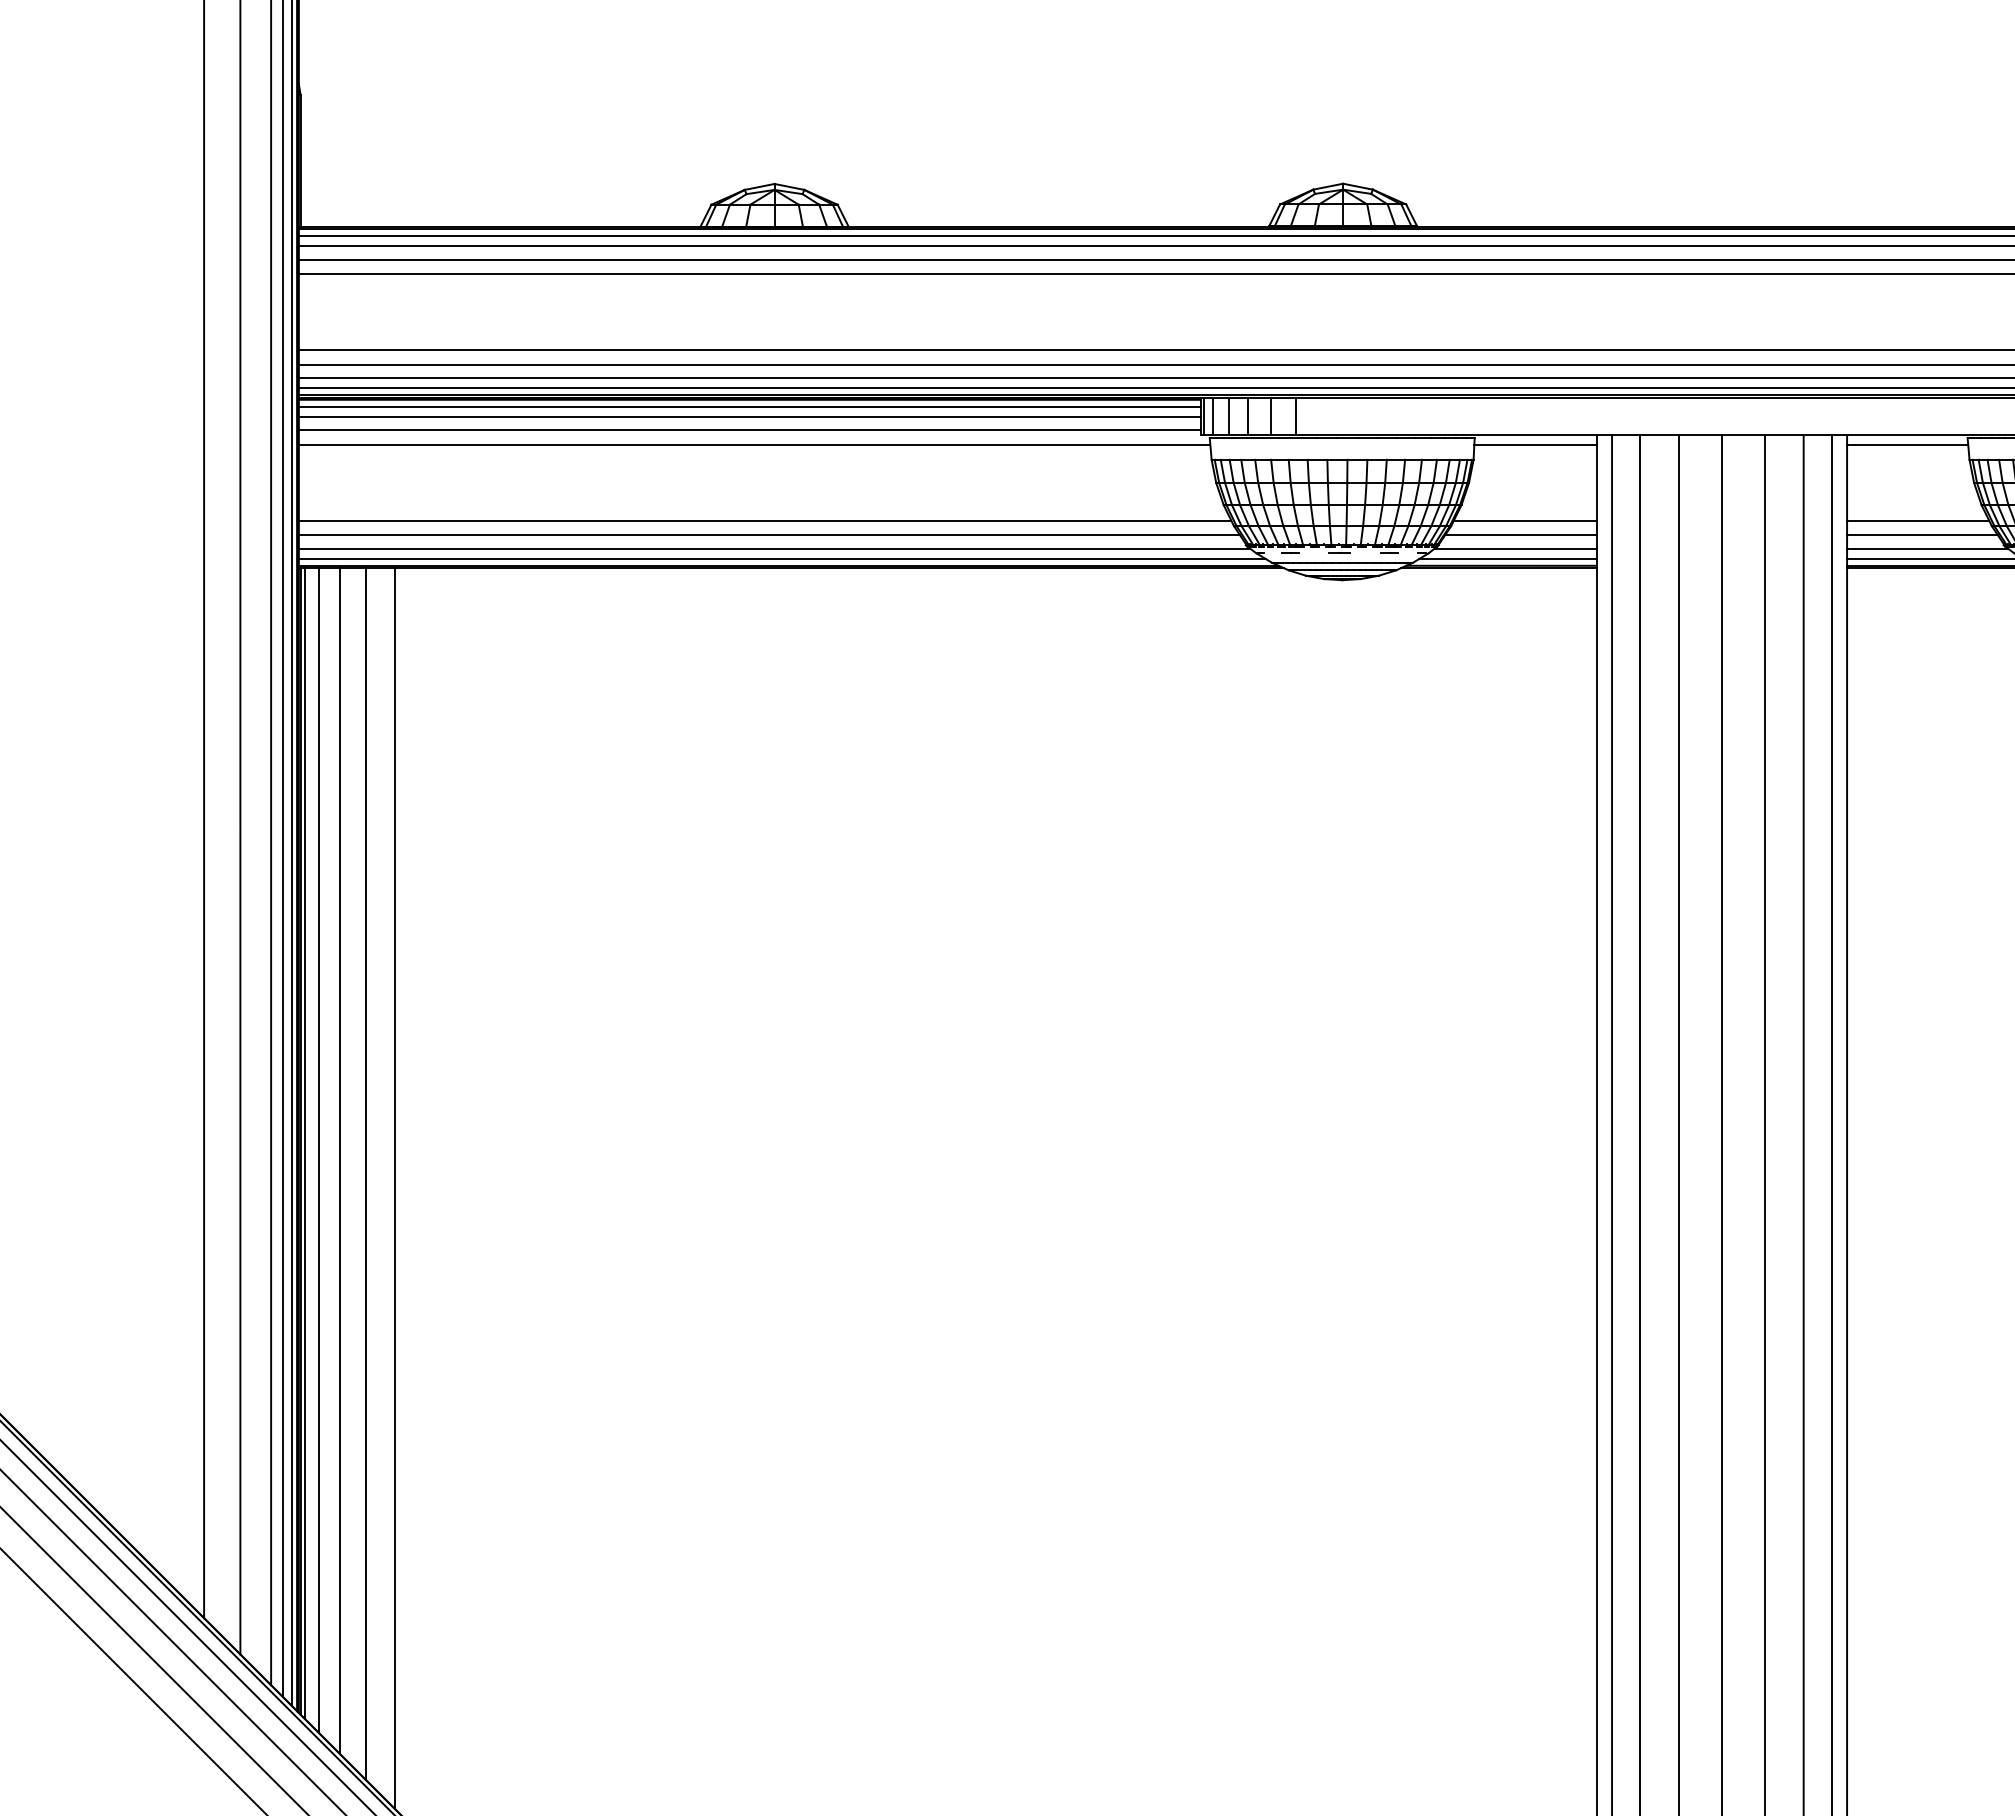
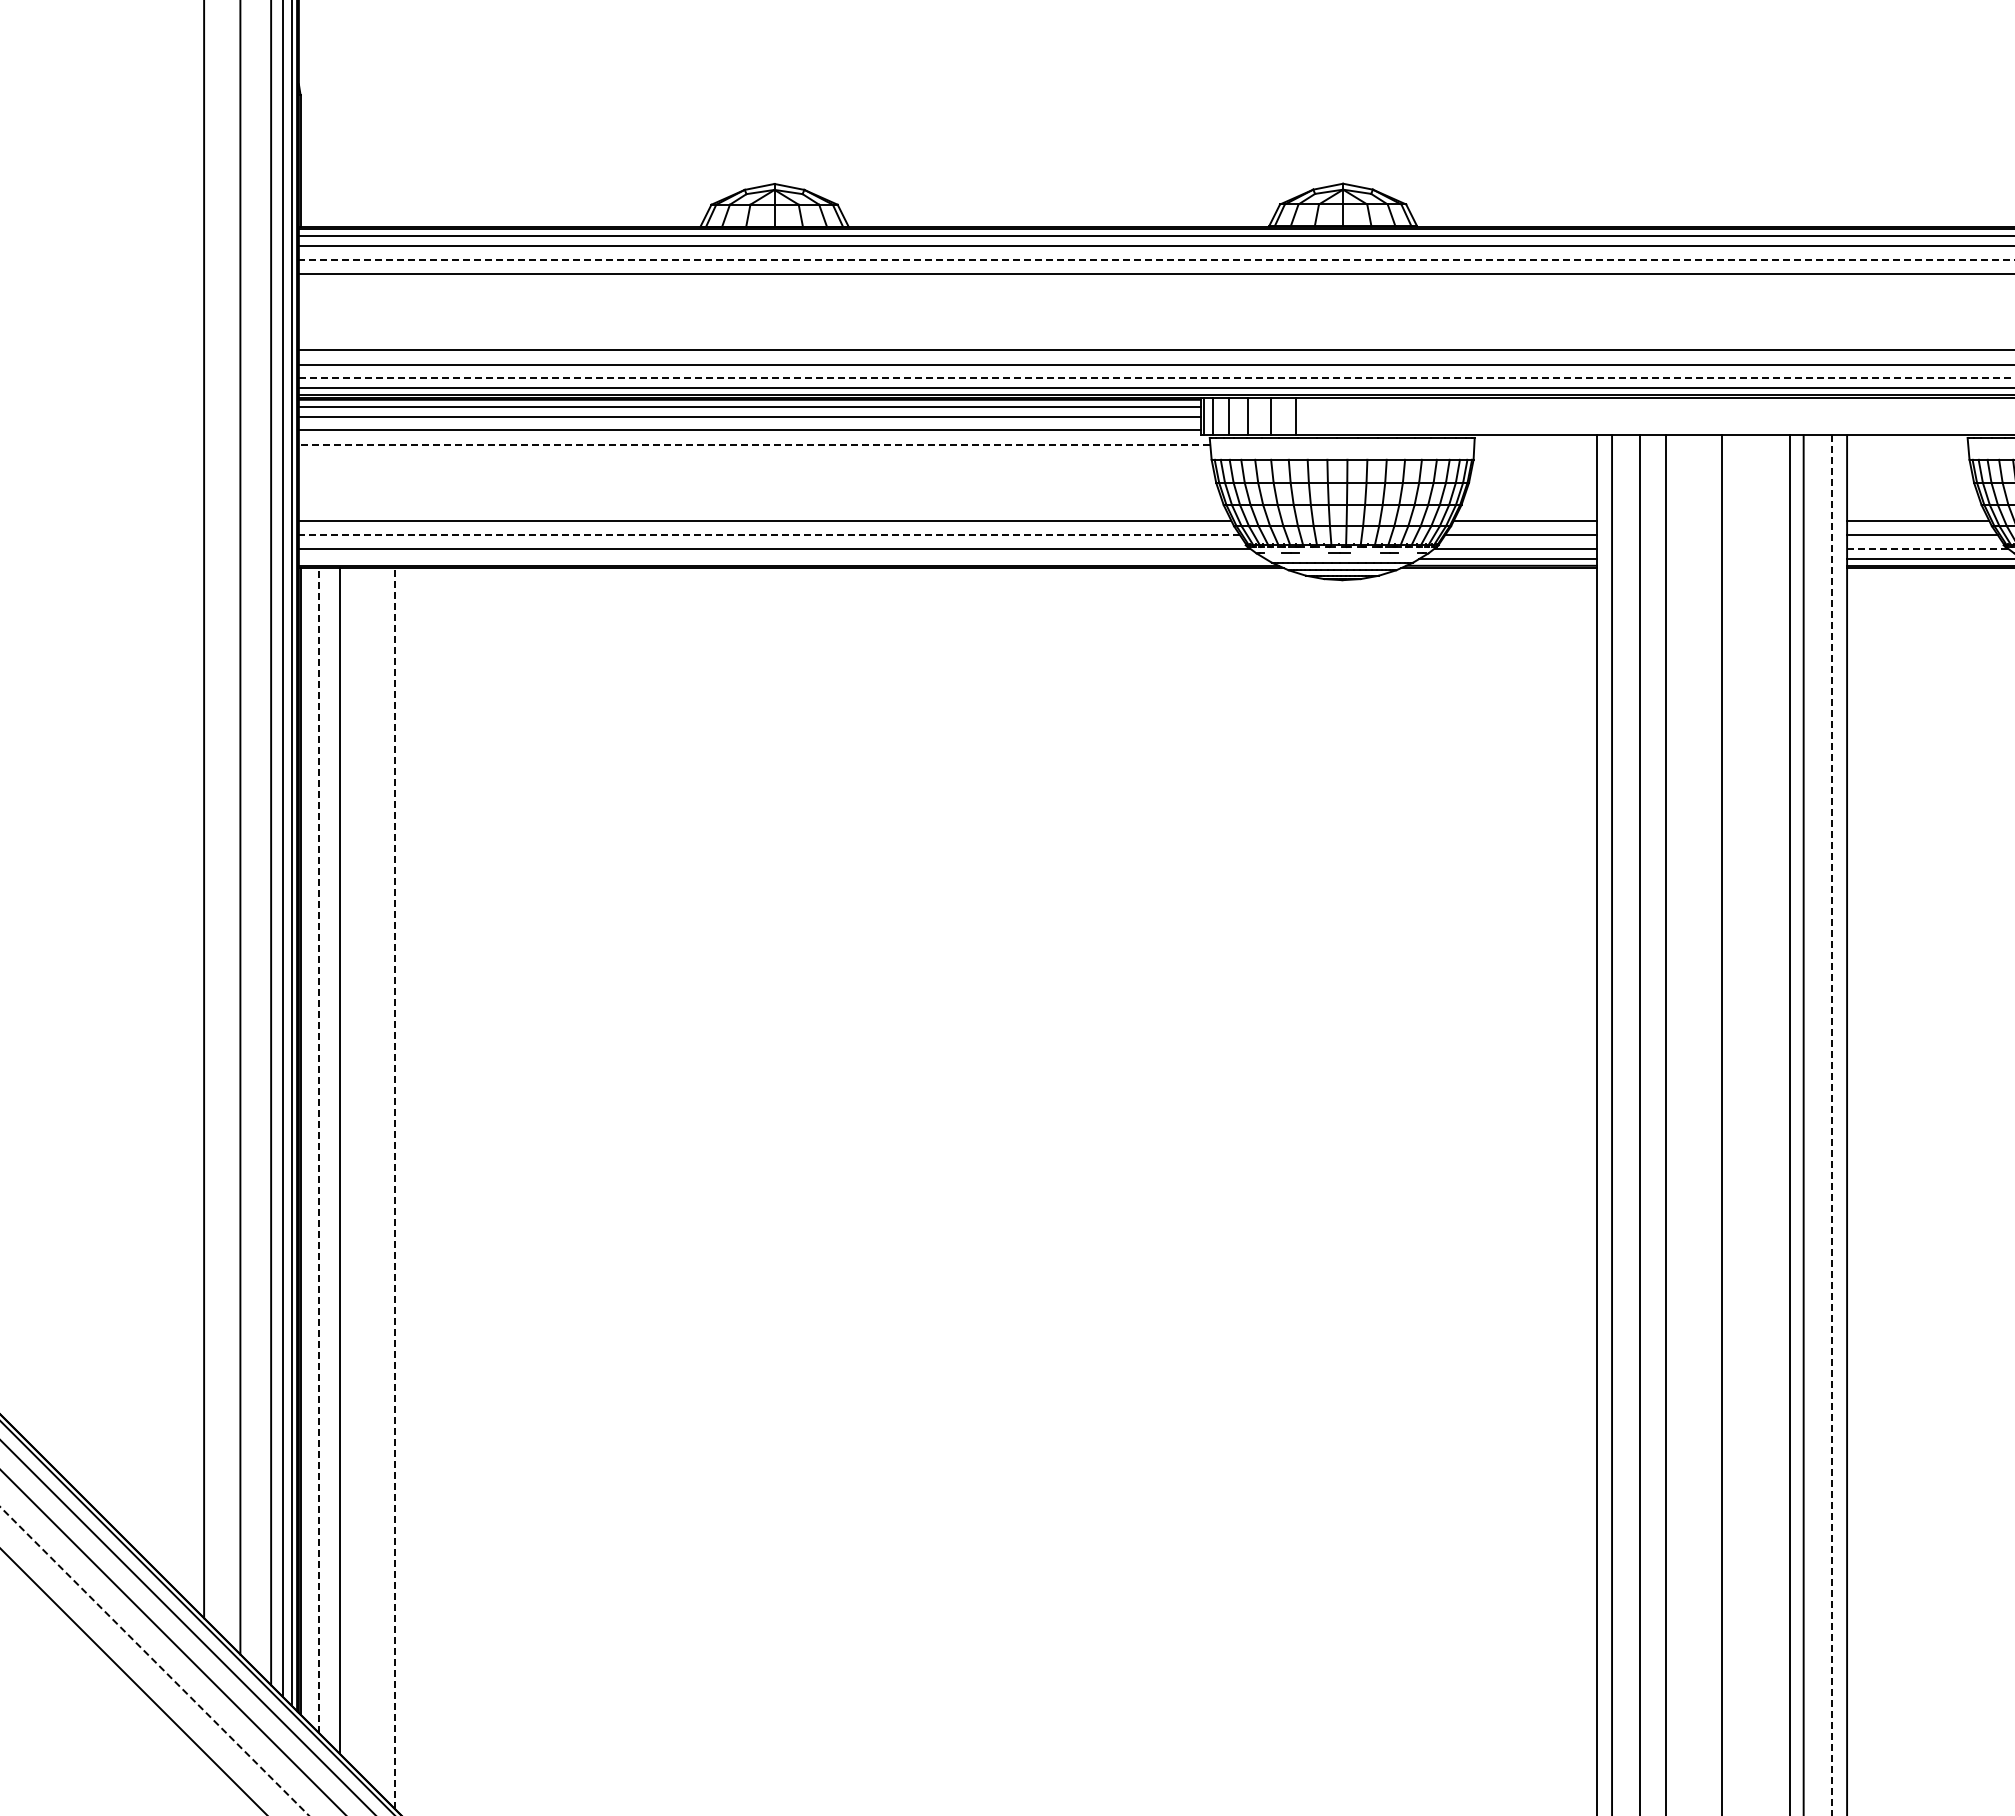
line: solid -> dashed (1156, 259)
line: solid -> dashed (1156, 378)
line: solid -> dashed (754, 444)
line: present -> none (1535, 444)
line: present -> none (1907, 444)
line: solid -> dashed (769, 535)
line: solid -> dashed (1927, 548)
line: present -> none (781, 559)
line position: (1678, 1123) -> (1665, 1123) (1665, 1123)
line position: (1765, 1123) -> (1790, 1123) (1790, 1123)
line: solid -> dashed (1832, 1125)
line: present -> none (305, 1143)
line: solid -> dashed (318, 1149)
line: present -> none (365, 1174)
line: solid -> dashed (395, 1188)
line: solid -> dashed (154, 1660)
